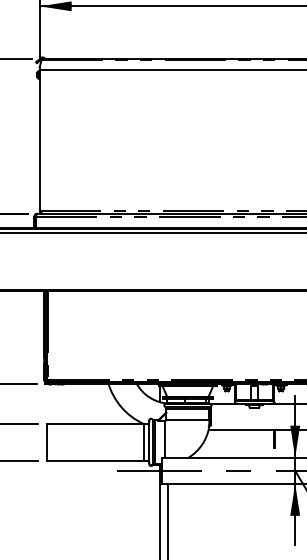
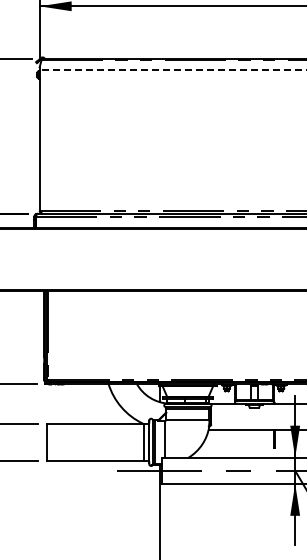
line: solid -> dashed (172, 70)
line: present -> none (152, 233)
line: present -> none (167, 519)
